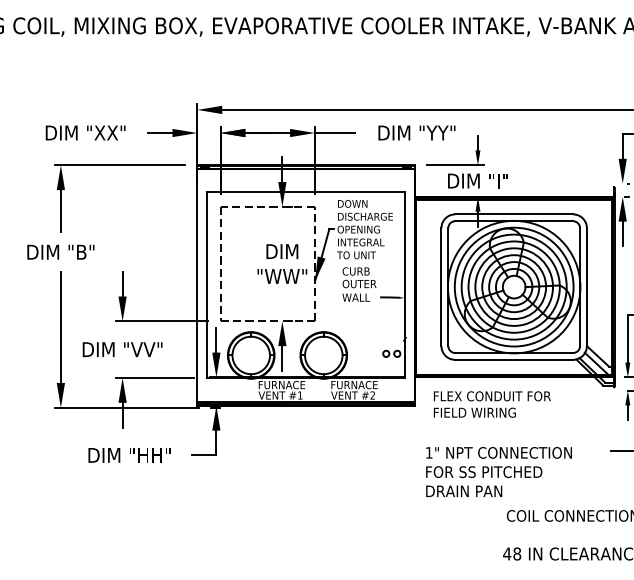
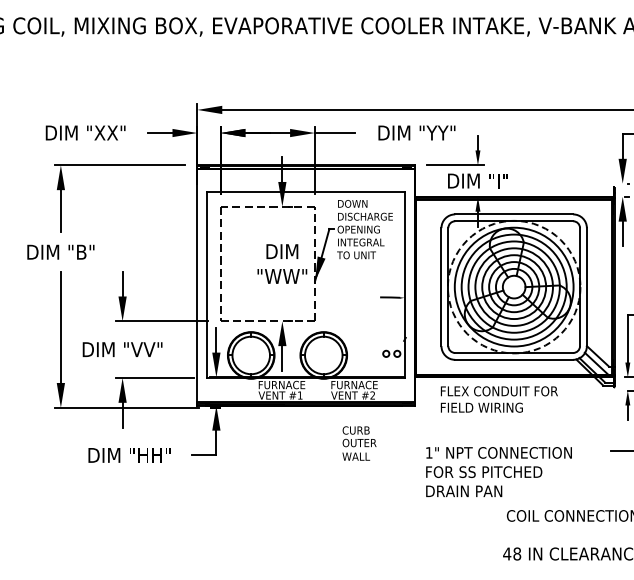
text position: (359, 284) -> (359, 443) (359, 443)
circle: solid -> dashed (513, 286)
text position: (491, 404) -> (498, 399) (498, 399)
